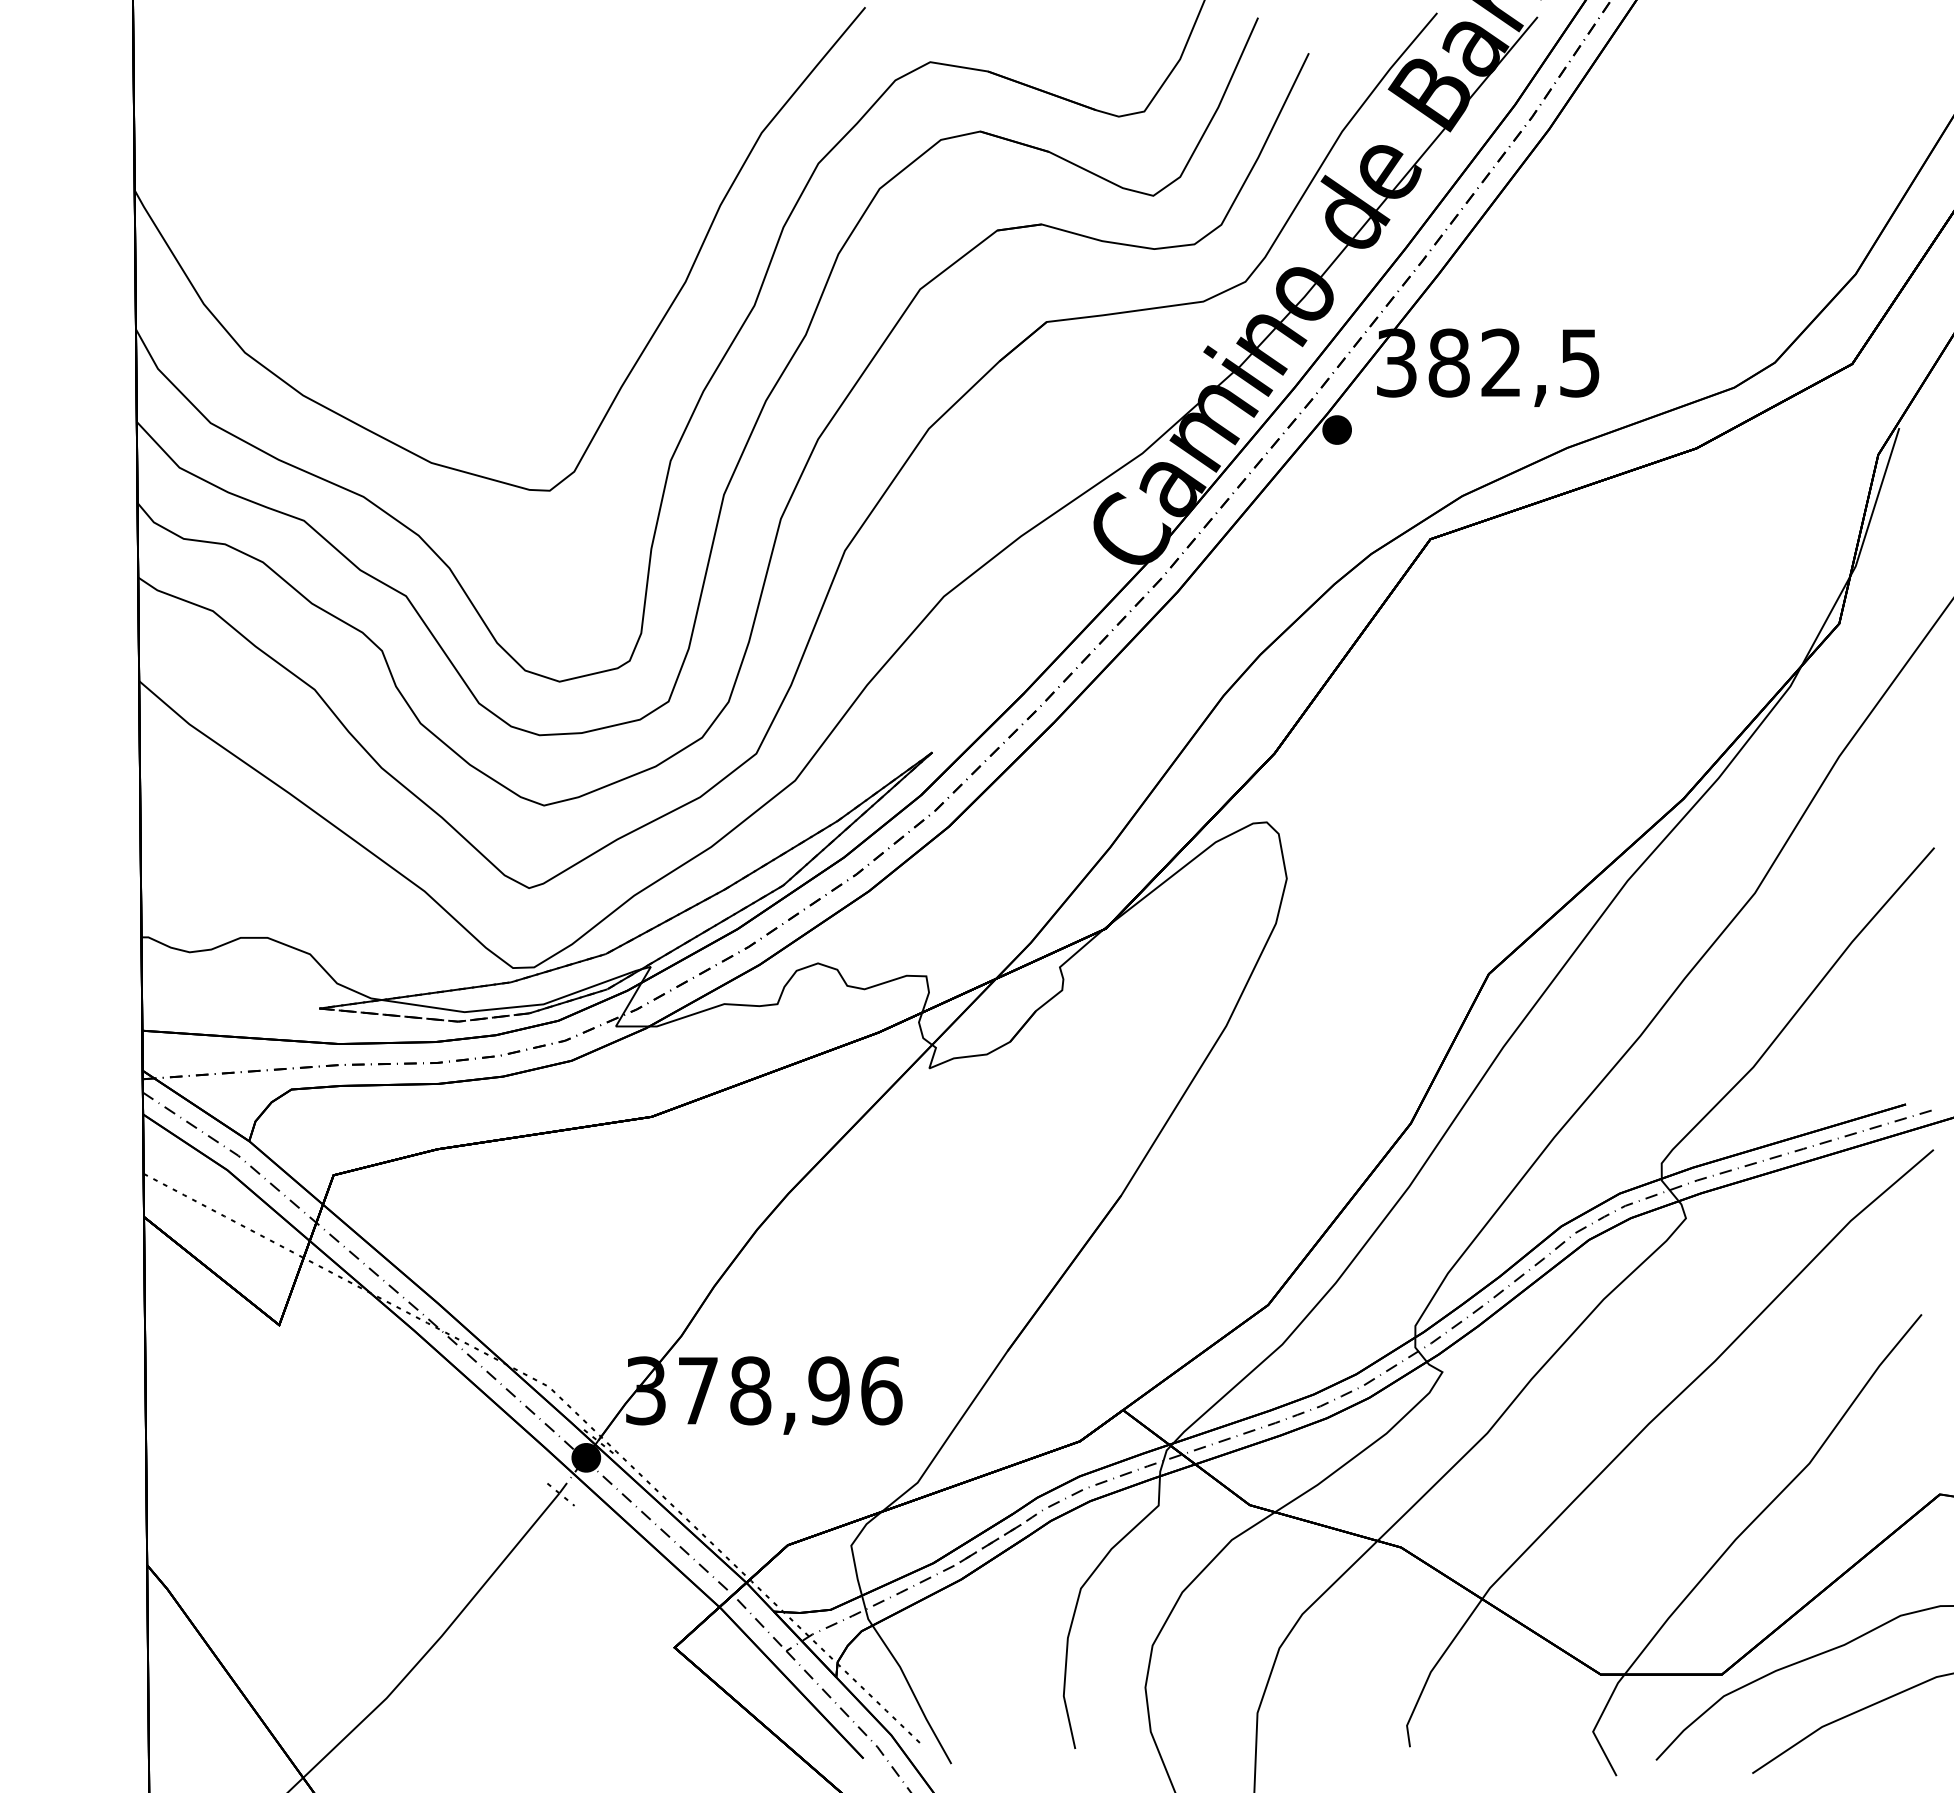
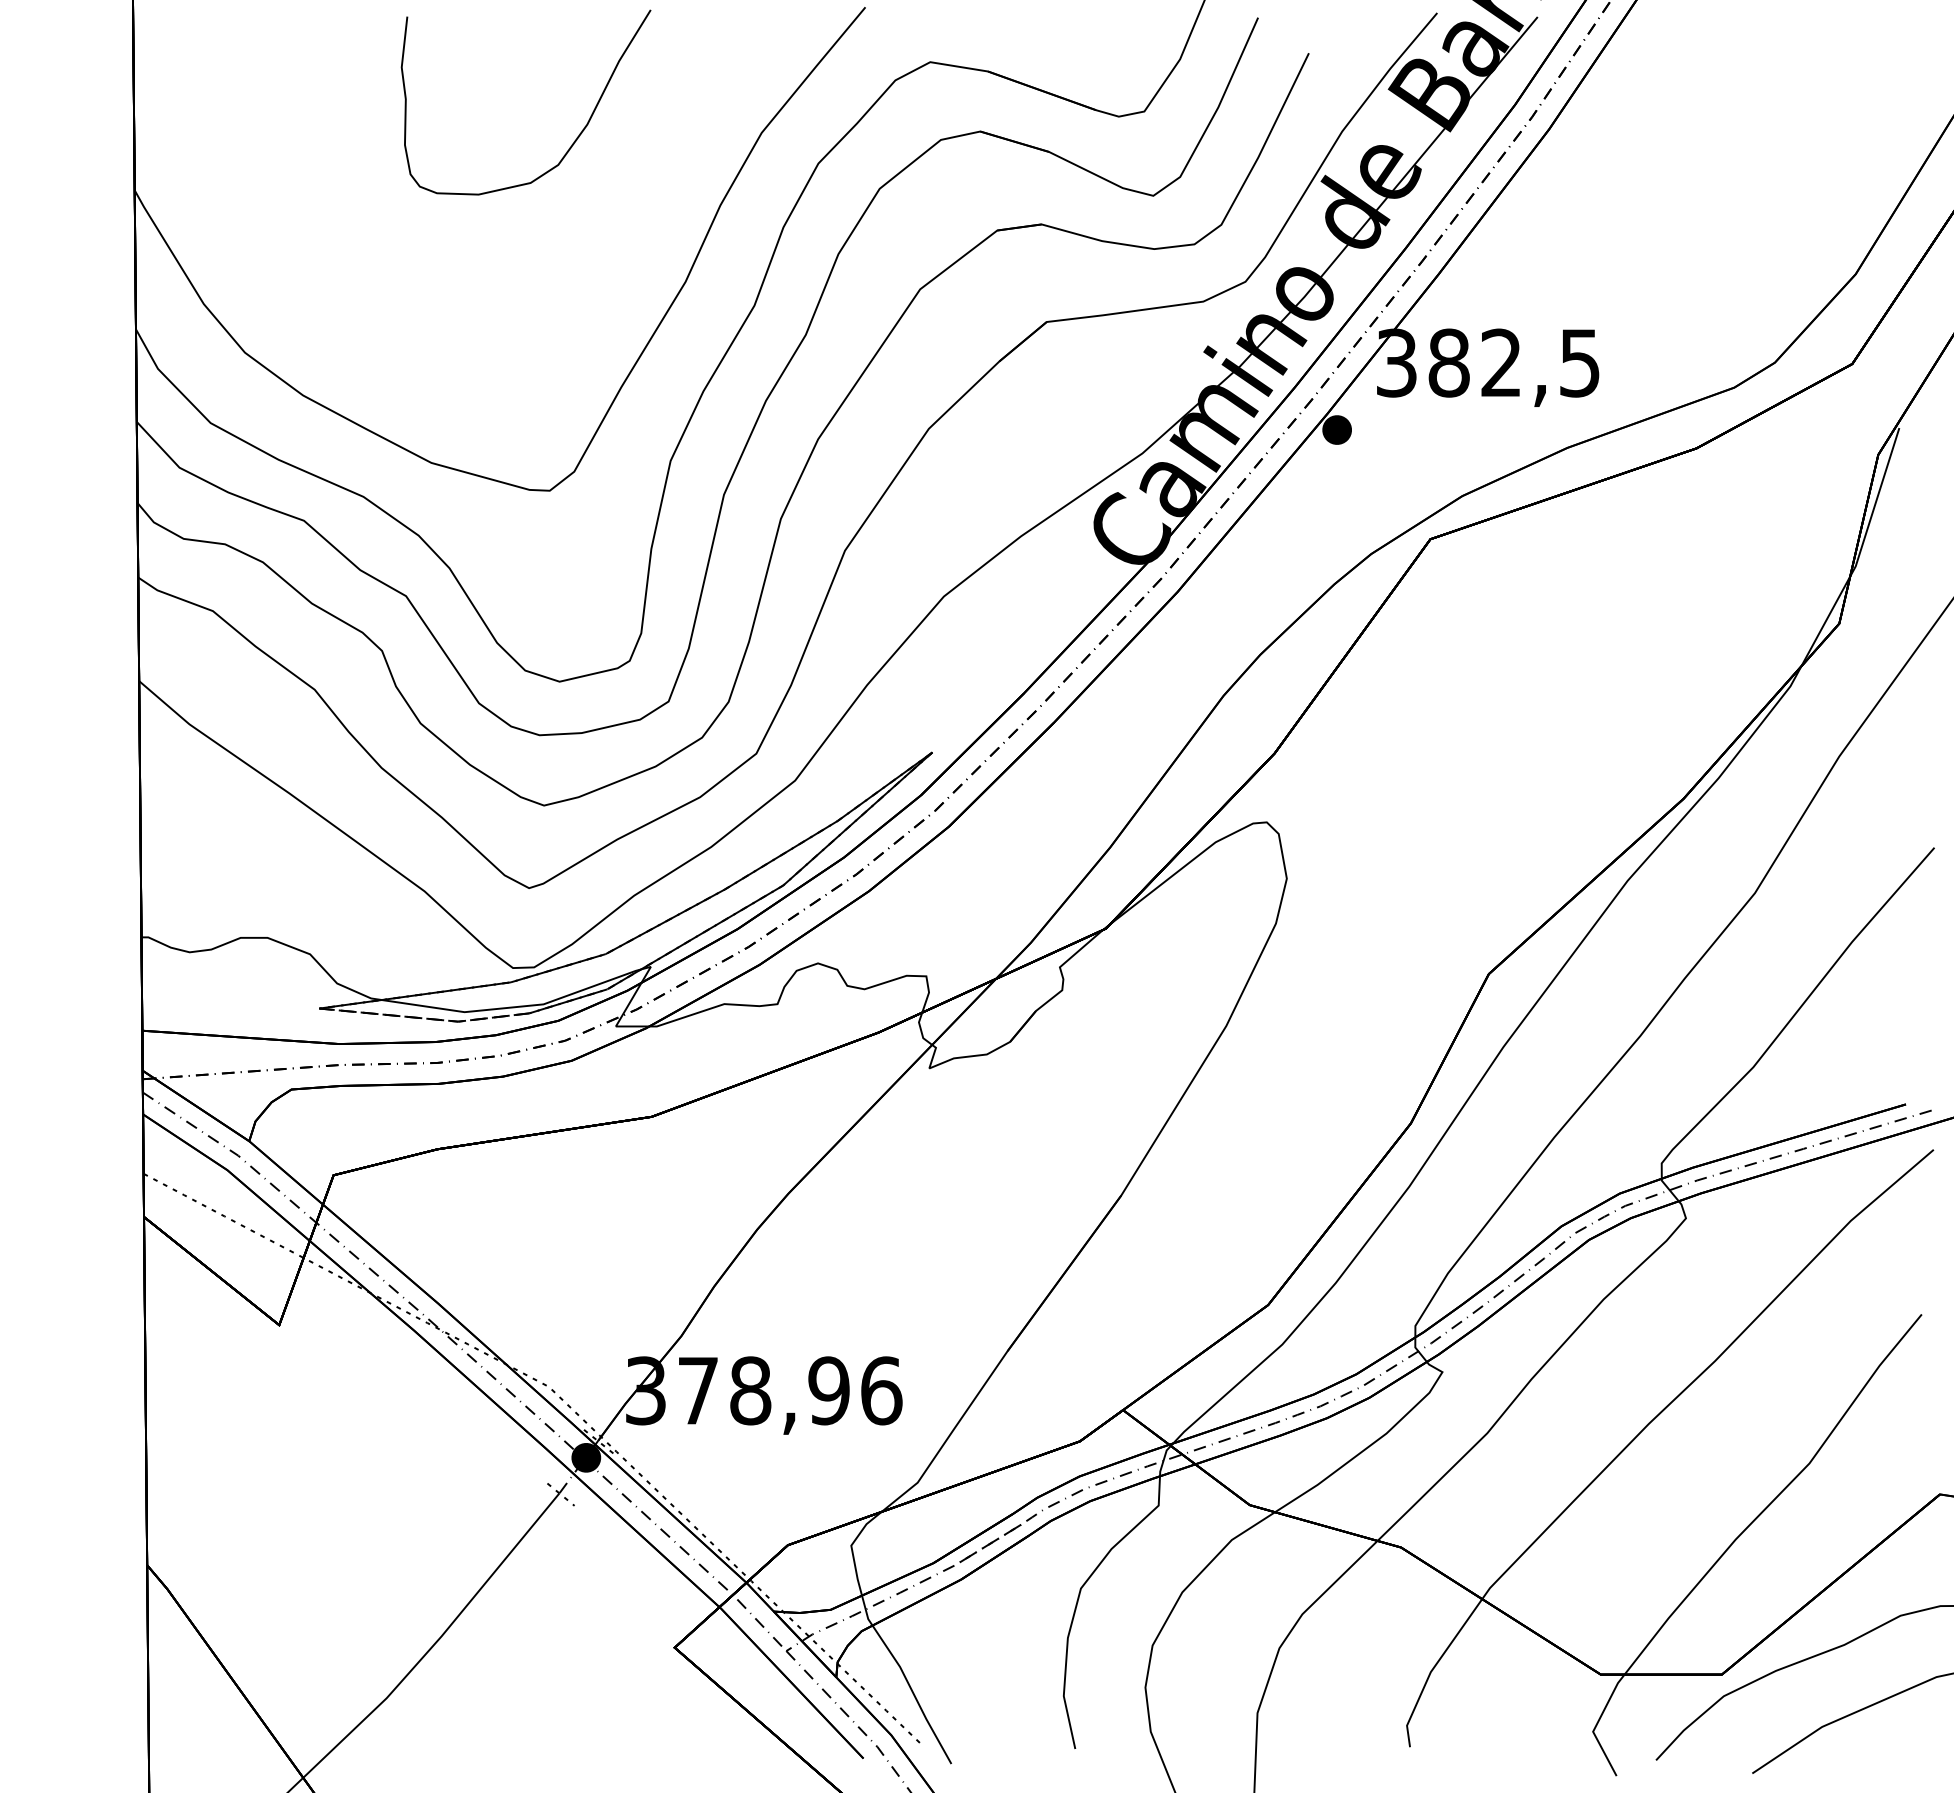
curve: none -> present (576, 137)
